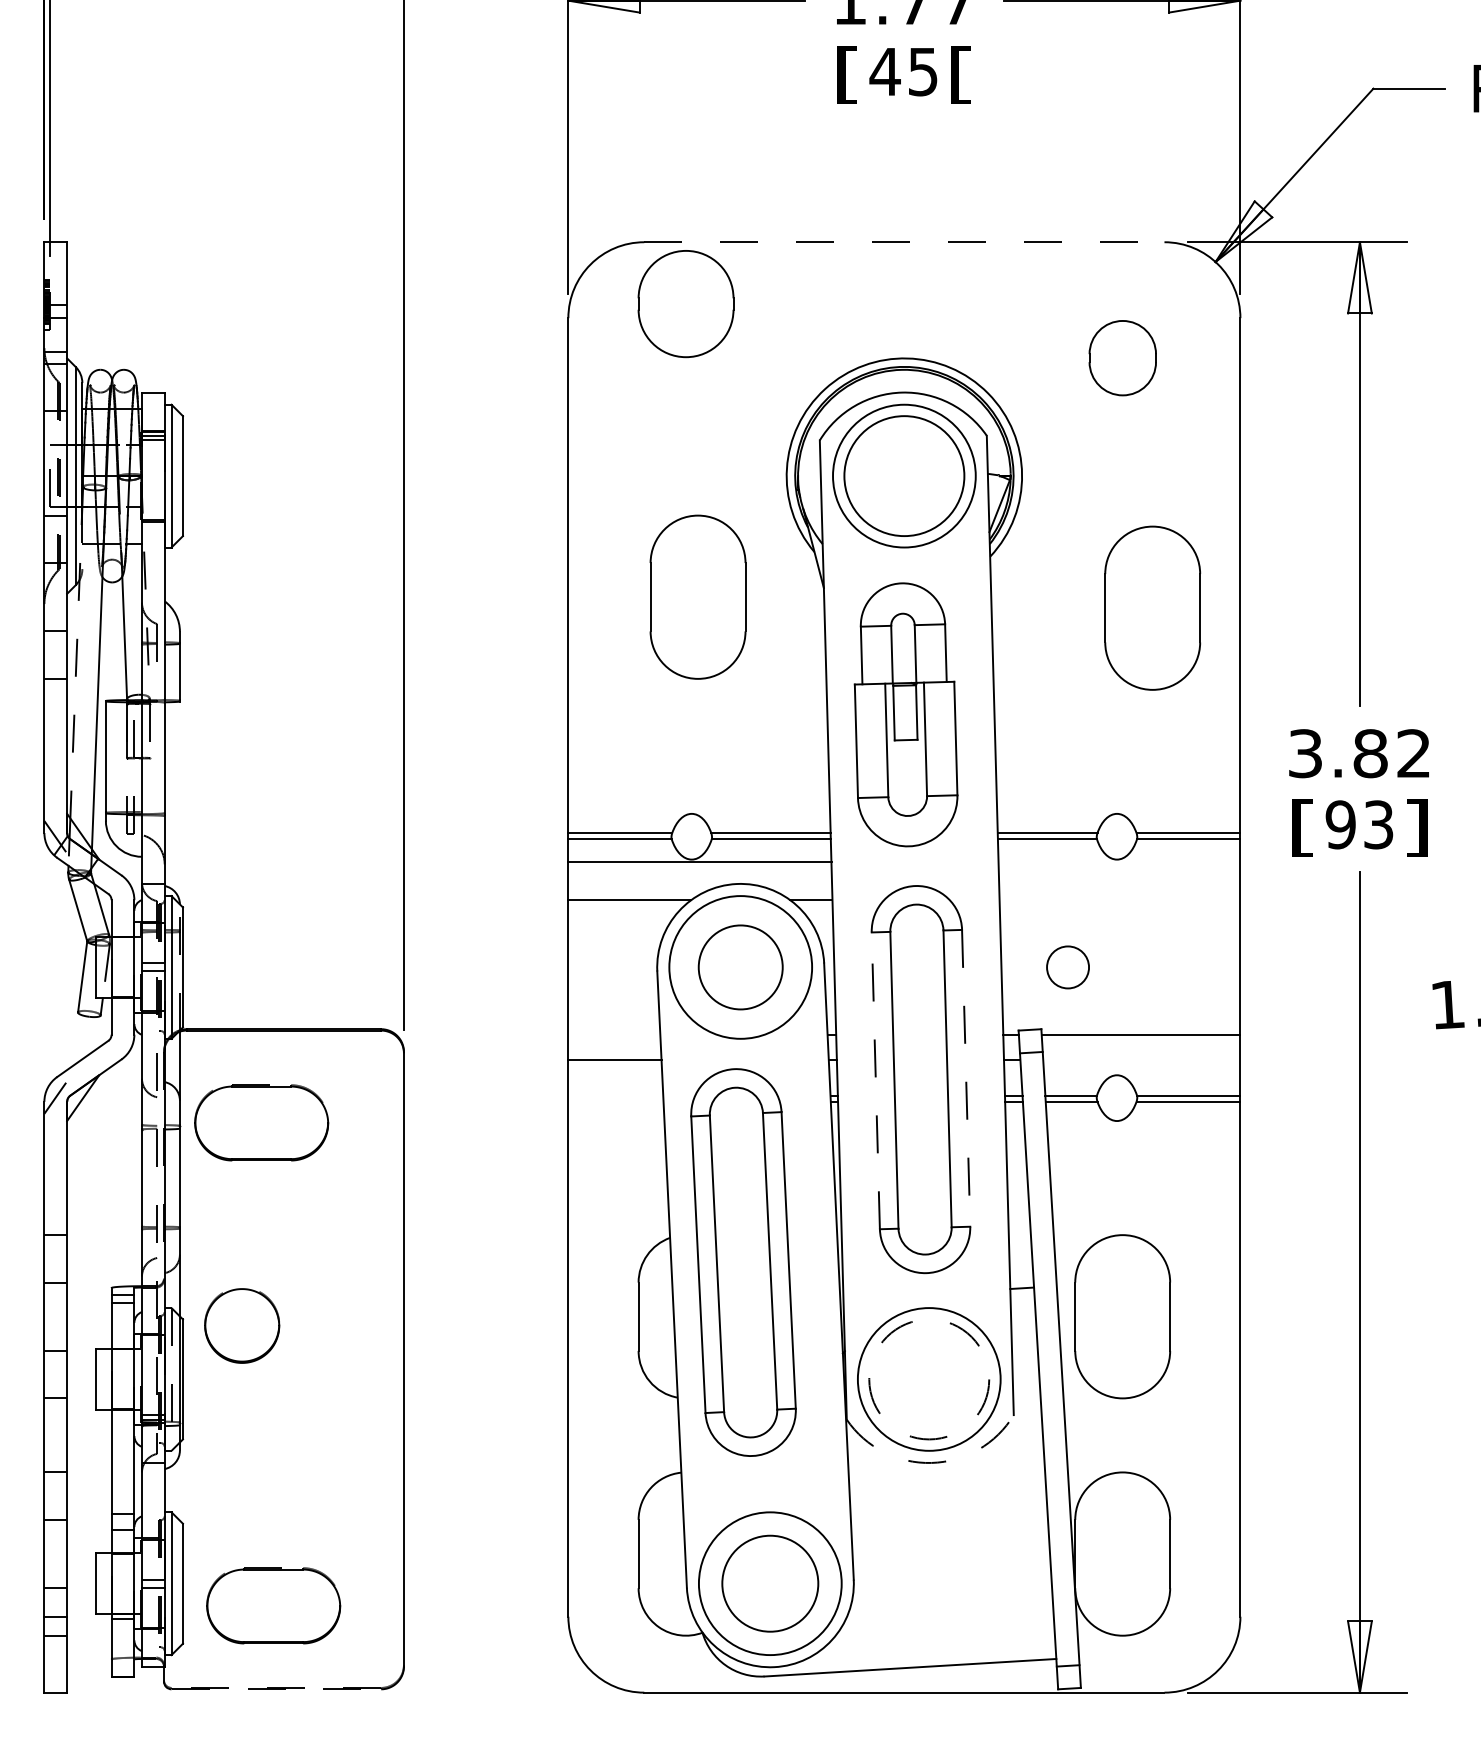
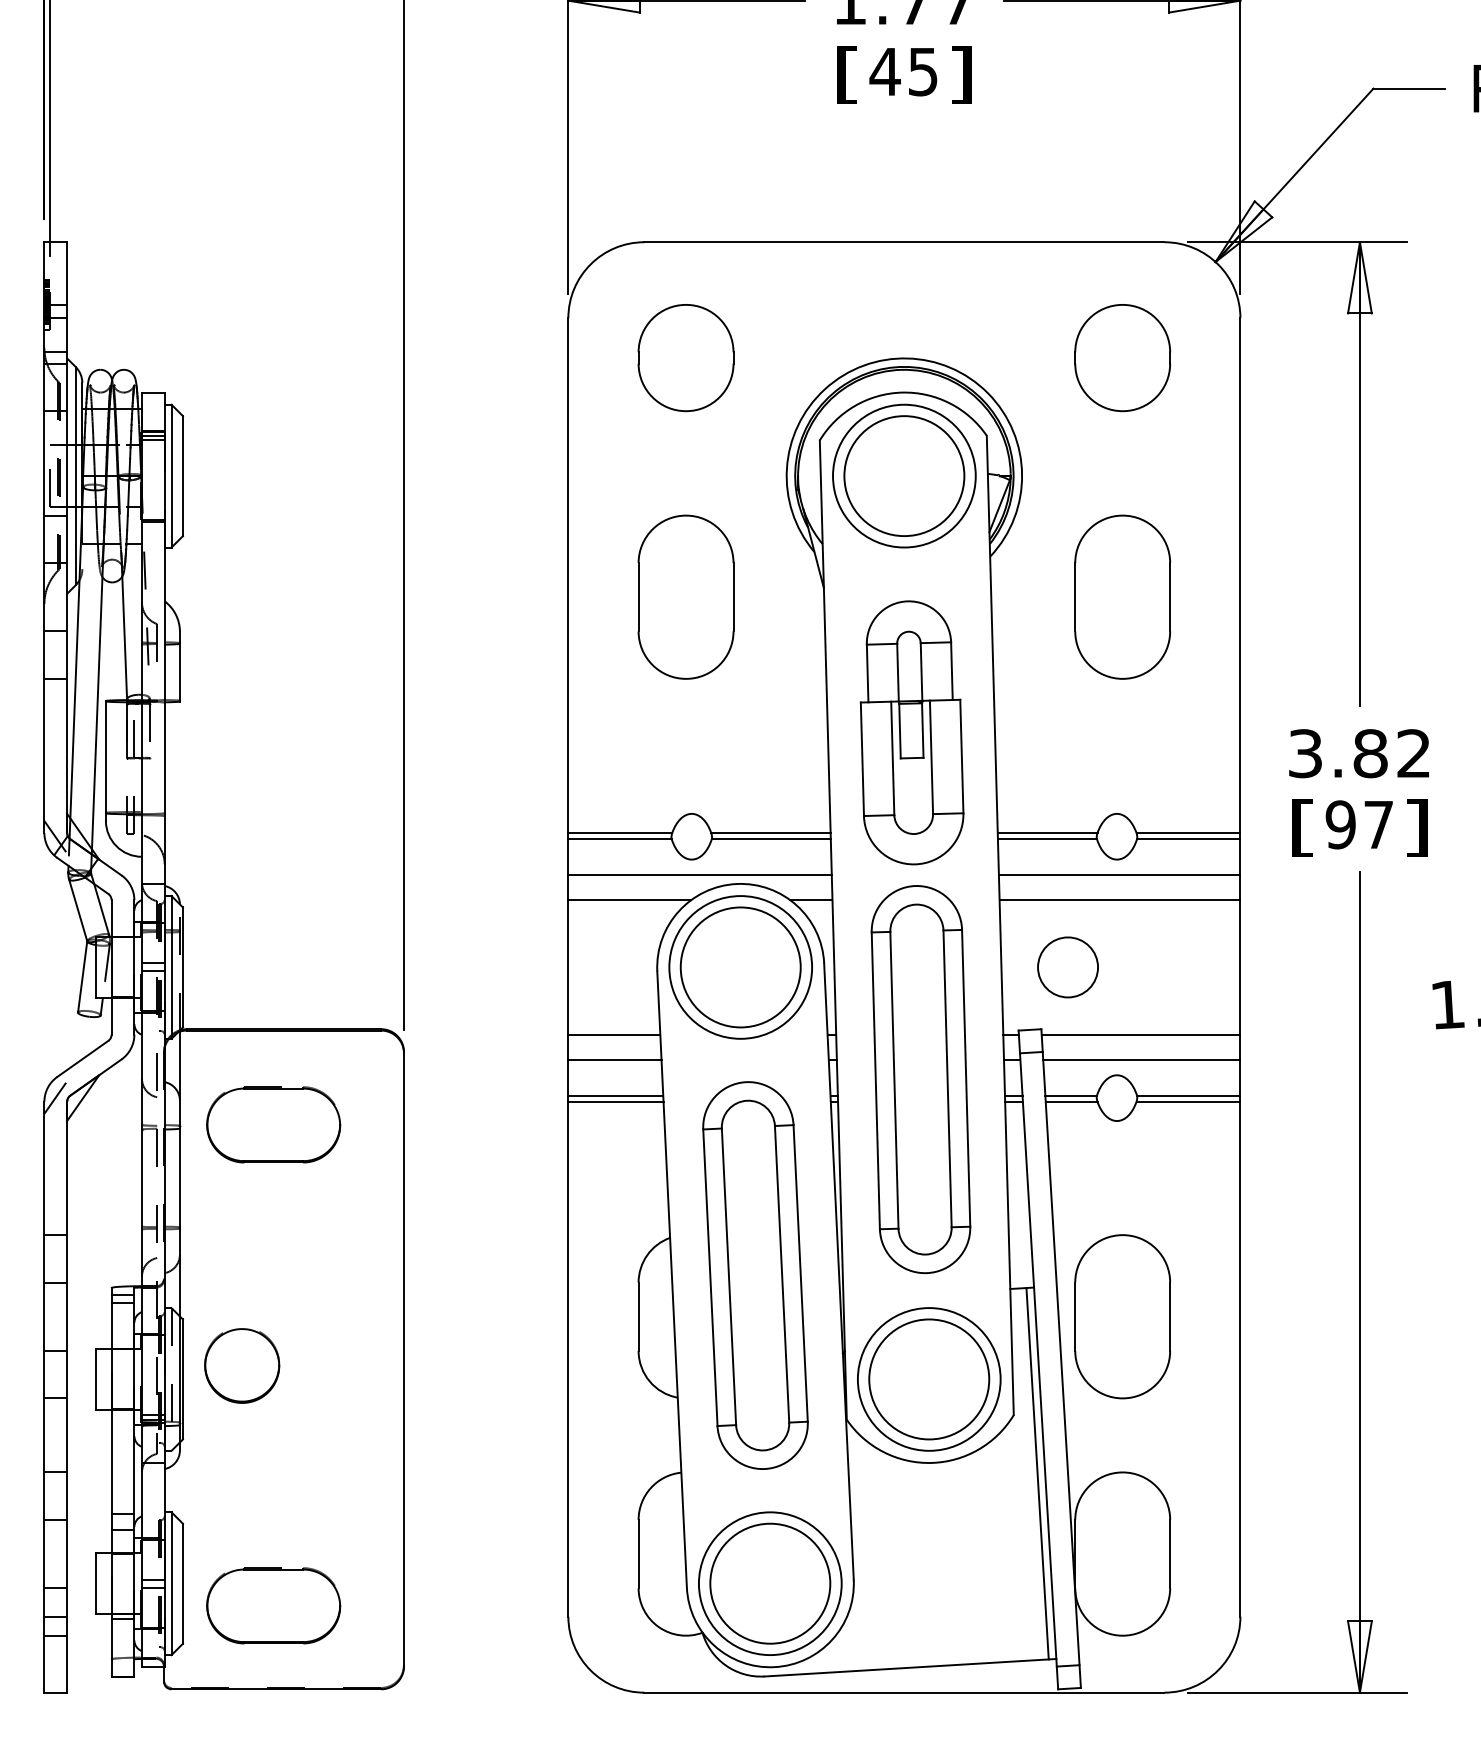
text: [ -> ] (961, 74)
line: dashed -> solid (904, 242)
part position: (685, 304) -> (685, 358) (685, 358)
part size: 69x77 px -> 98x109 px (1122, 358)
part position: (697, 596) -> (685, 596) (685, 596)
part position: (1152, 607) -> (1122, 596) (1122, 596)
line: dashed -> solid (76, 652)
part position: (905, 714) -> (911, 732) (911, 732)
text: 93 -> 97 (1378, 824)
line position: (699, 862) -> (699, 875) (699, 875)
line: none -> present (1119, 875)
line: none -> present (1119, 900)
circle diameter: 84 px -> 120 px (740, 967)
circle diameter: 42 px -> 60 px (1068, 967)
line: none -> present (614, 1034)
line: none -> present (1141, 1059)
line: dashed -> solid (966, 1078)
line: dashed -> solid (875, 1080)
line: none -> present (615, 1095)
line: none -> present (615, 1101)
part position: (261, 1122) -> (273, 1124) (273, 1124)
part position: (743, 1262) -> (755, 1275) (755, 1275)
part position: (242, 1325) -> (242, 1365) (242, 1365)
circle: dashed -> solid (929, 1379)
arc: dashed -> solid (931, 1462)
line: none -> present (1037, 1473)
circle diameter: 96 px -> 120 px (770, 1583)
line: dashed -> solid (276, 1689)
